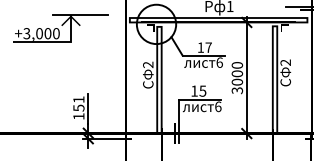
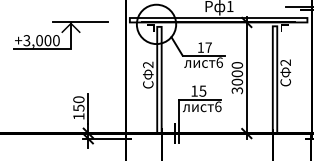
part position: (60, 28) -> (60, 35) (60, 35)
text: 151 -> 150 (78, 99)
